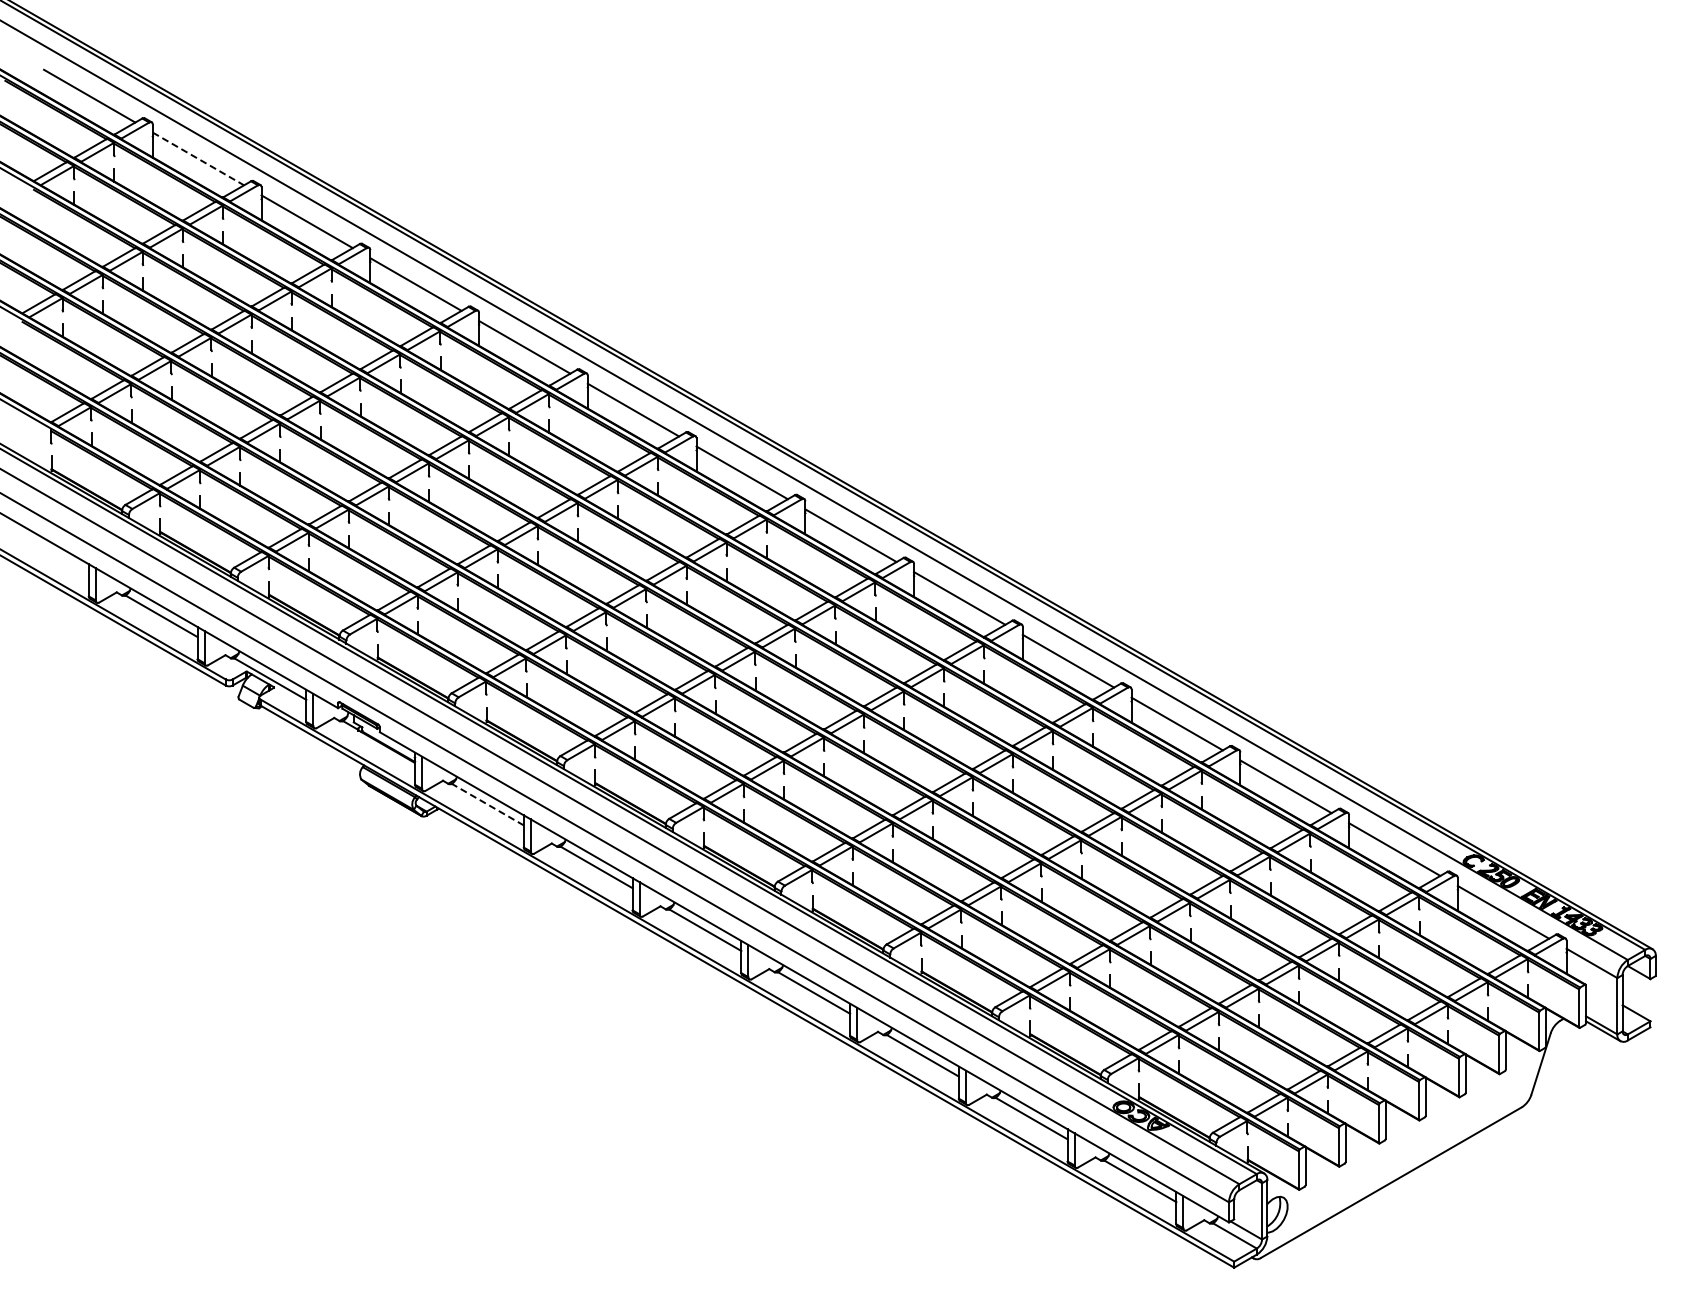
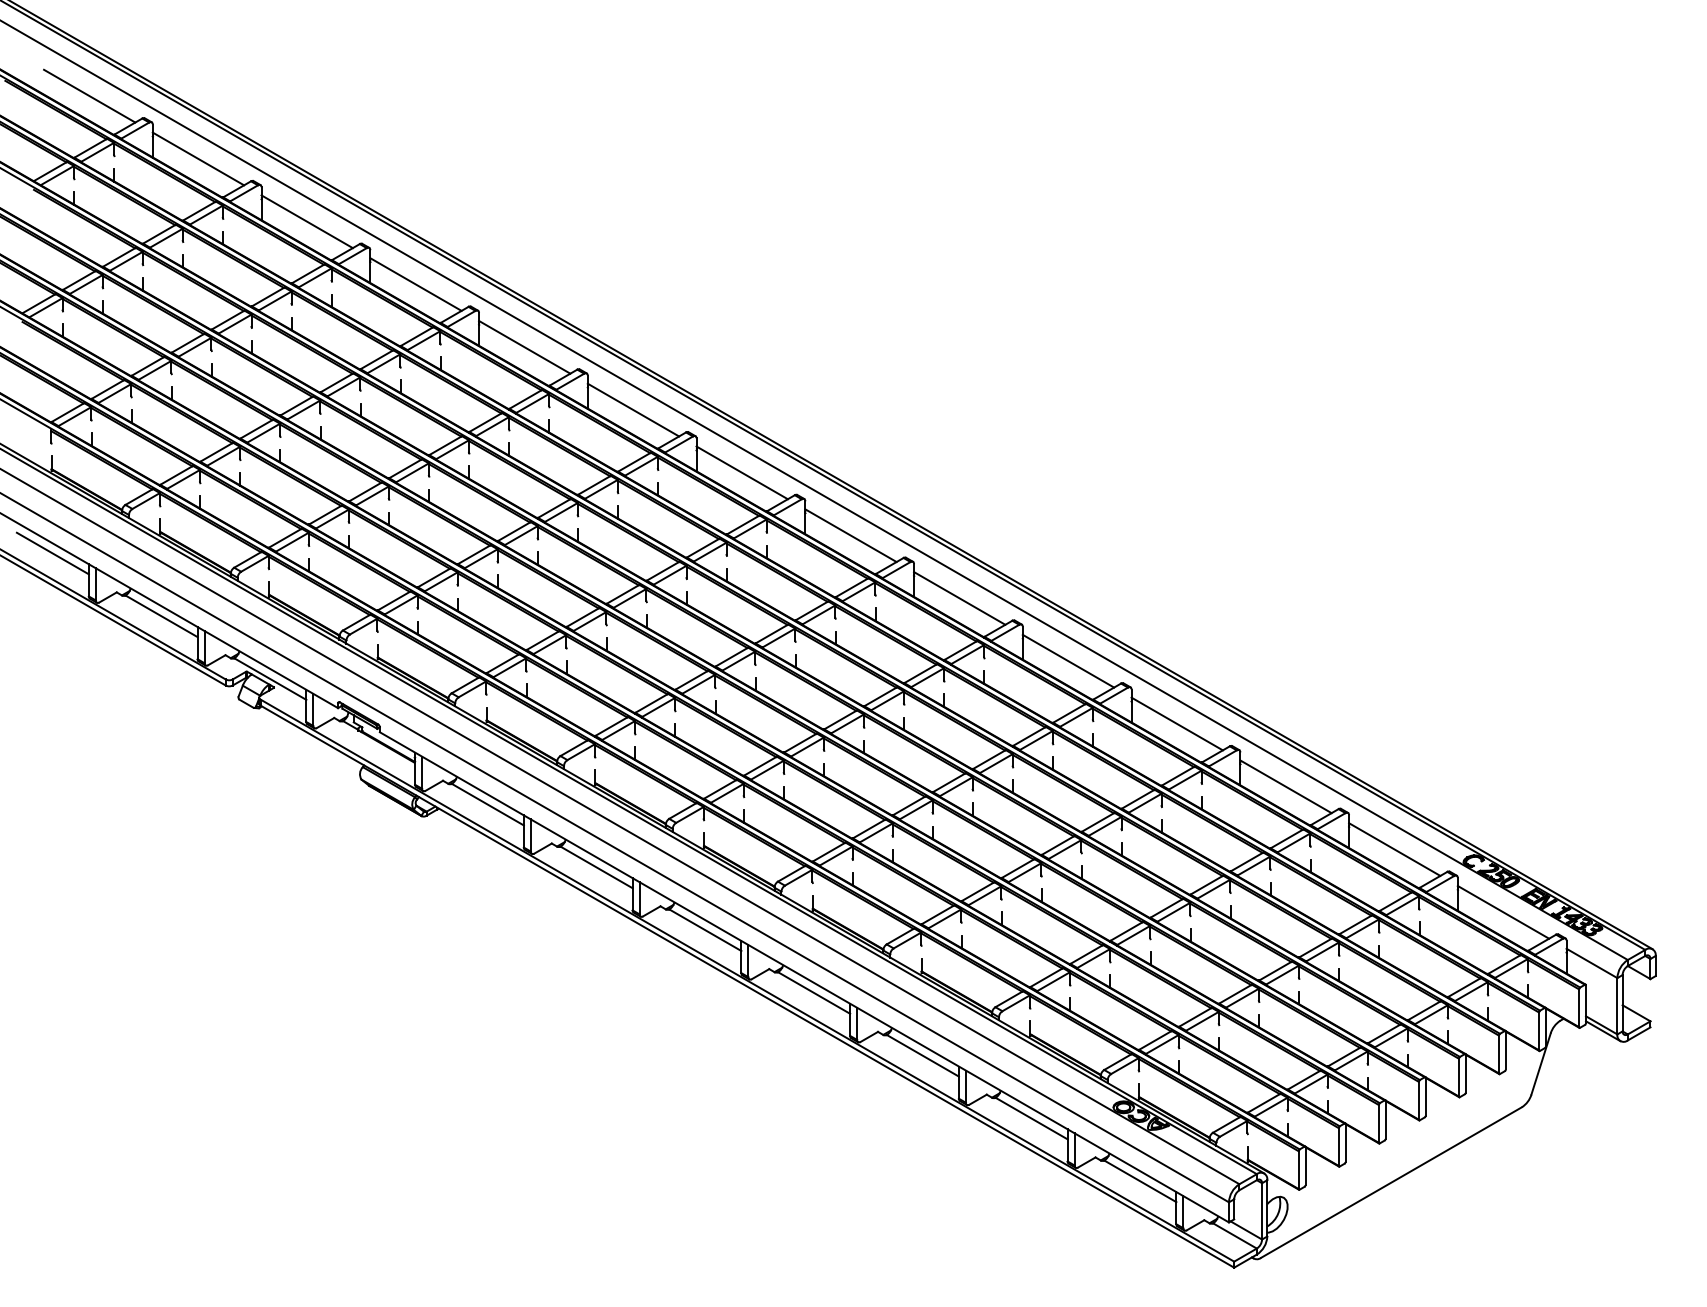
line: dashed -> solid (198, 158)
line: none -> present (52, 553)
line: dashed -> solid (487, 804)
